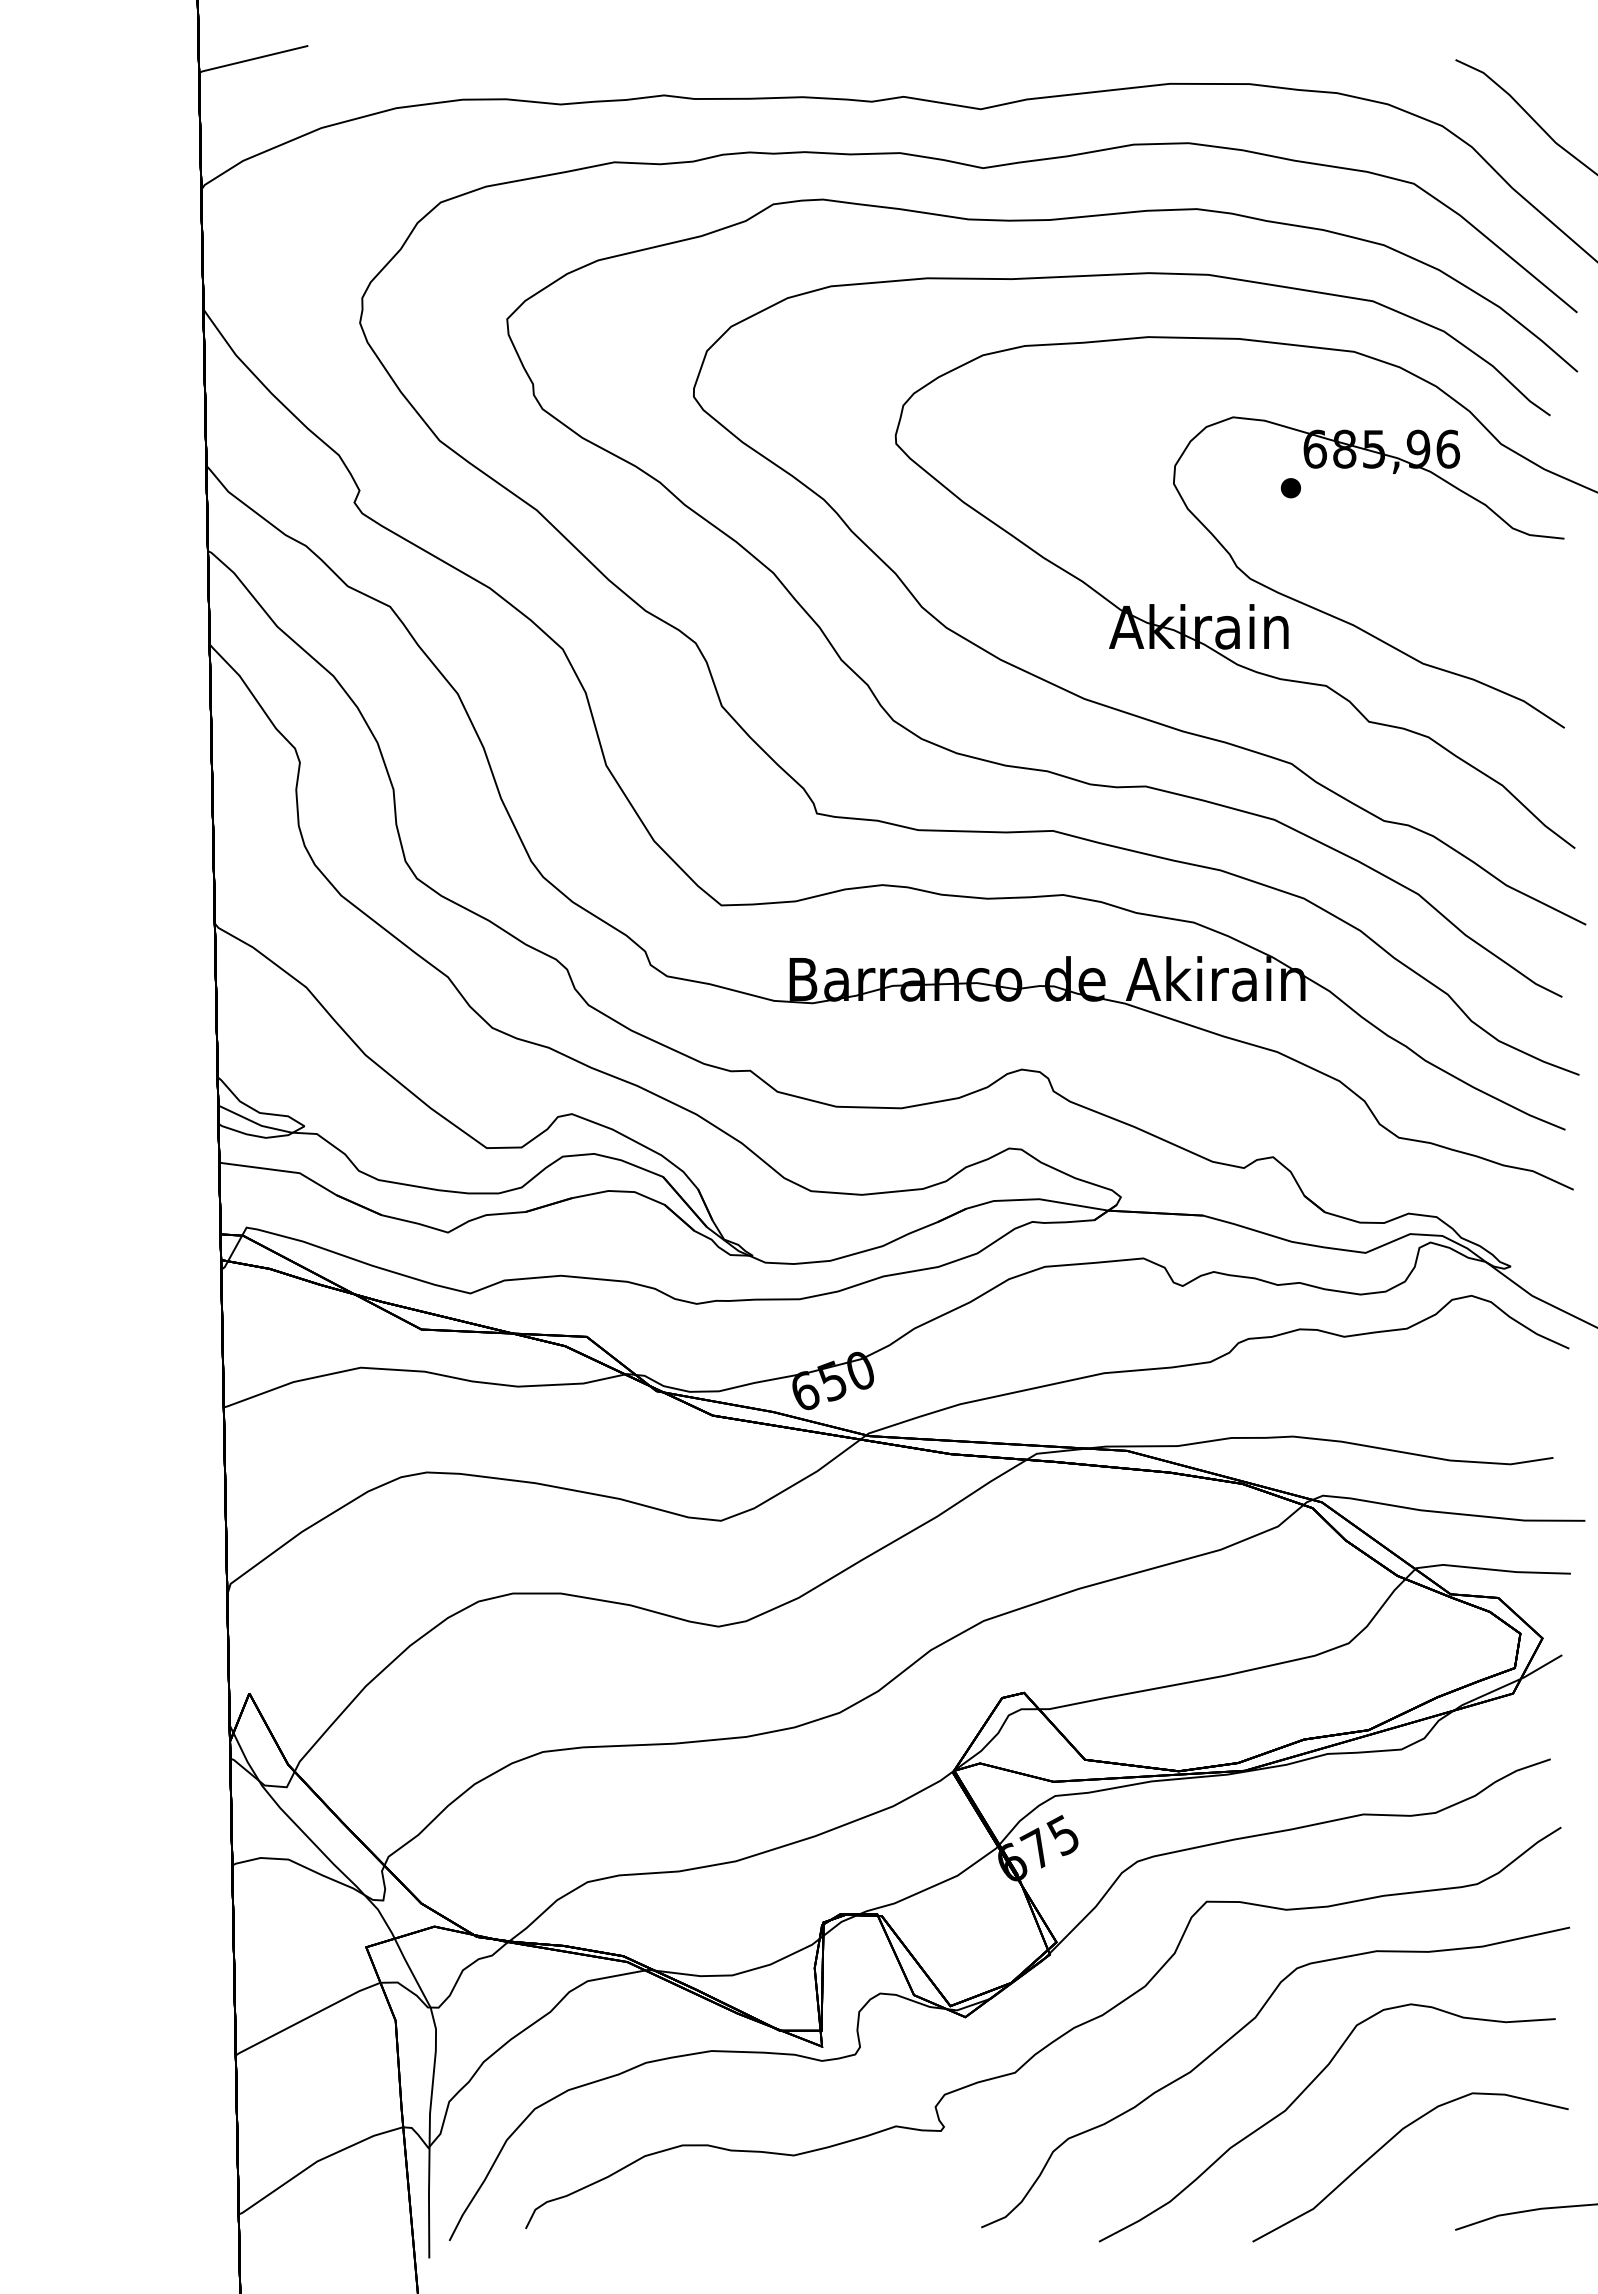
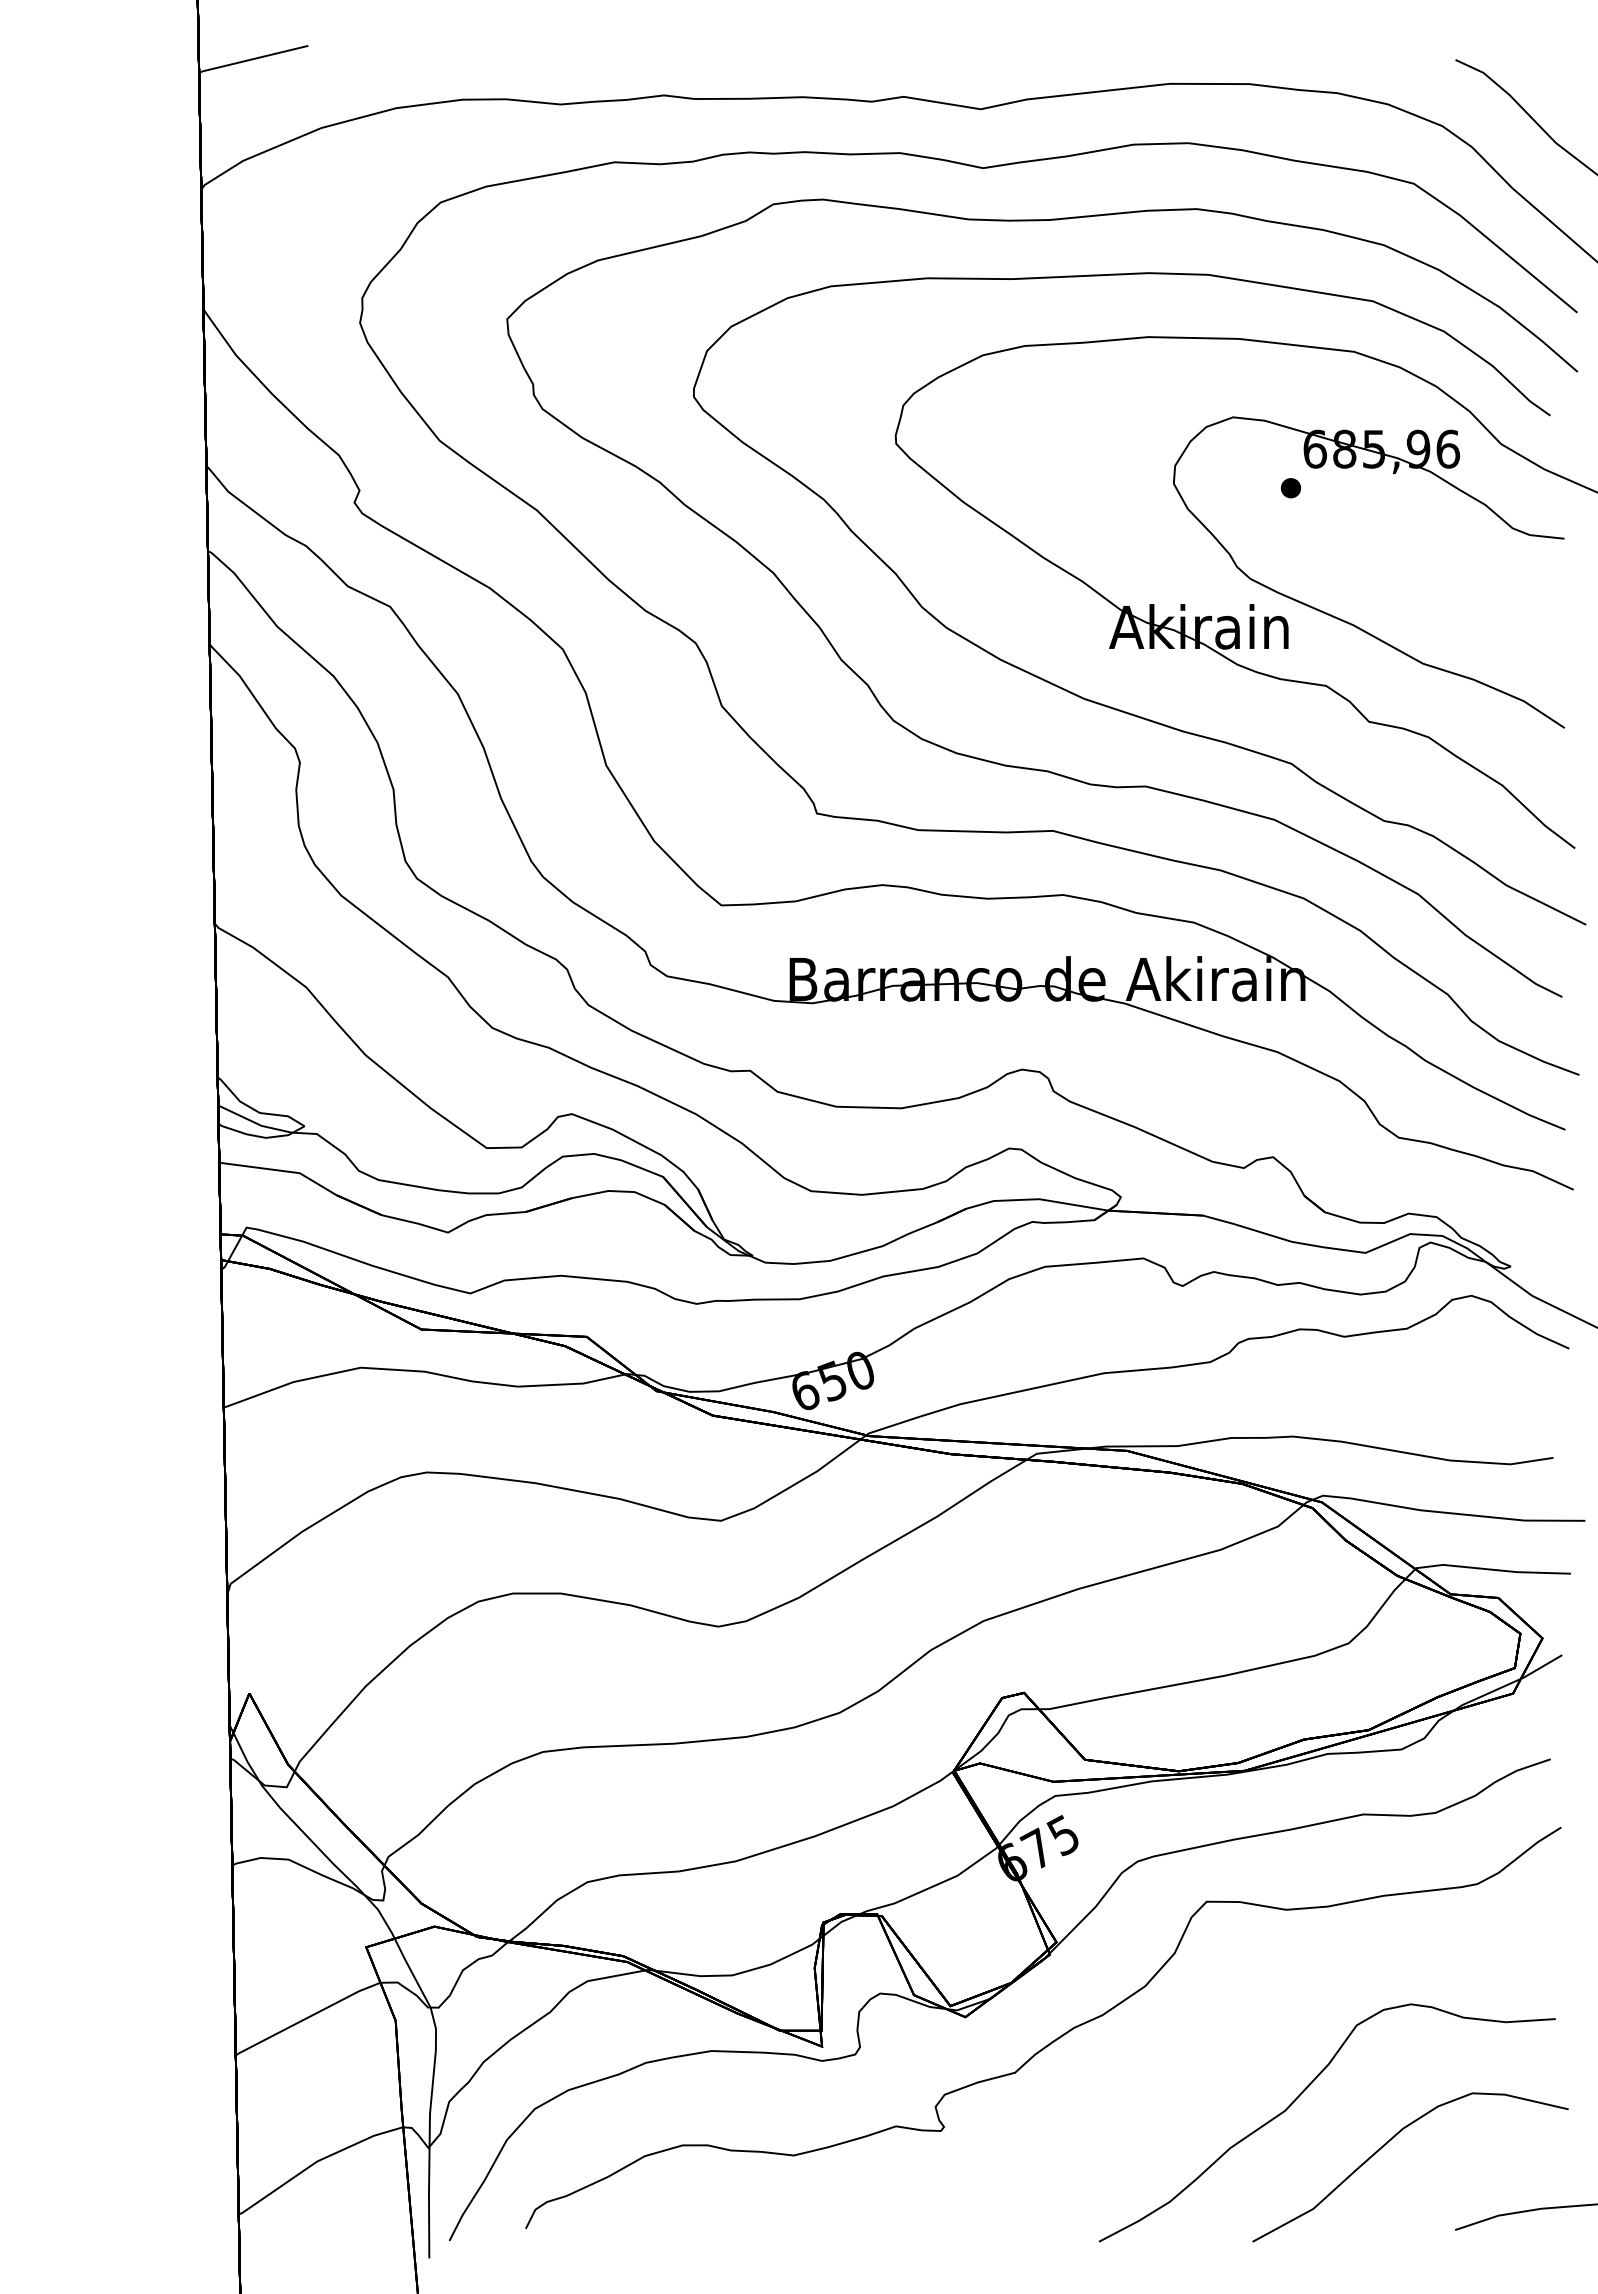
part: present -> none (1239, 2032)
